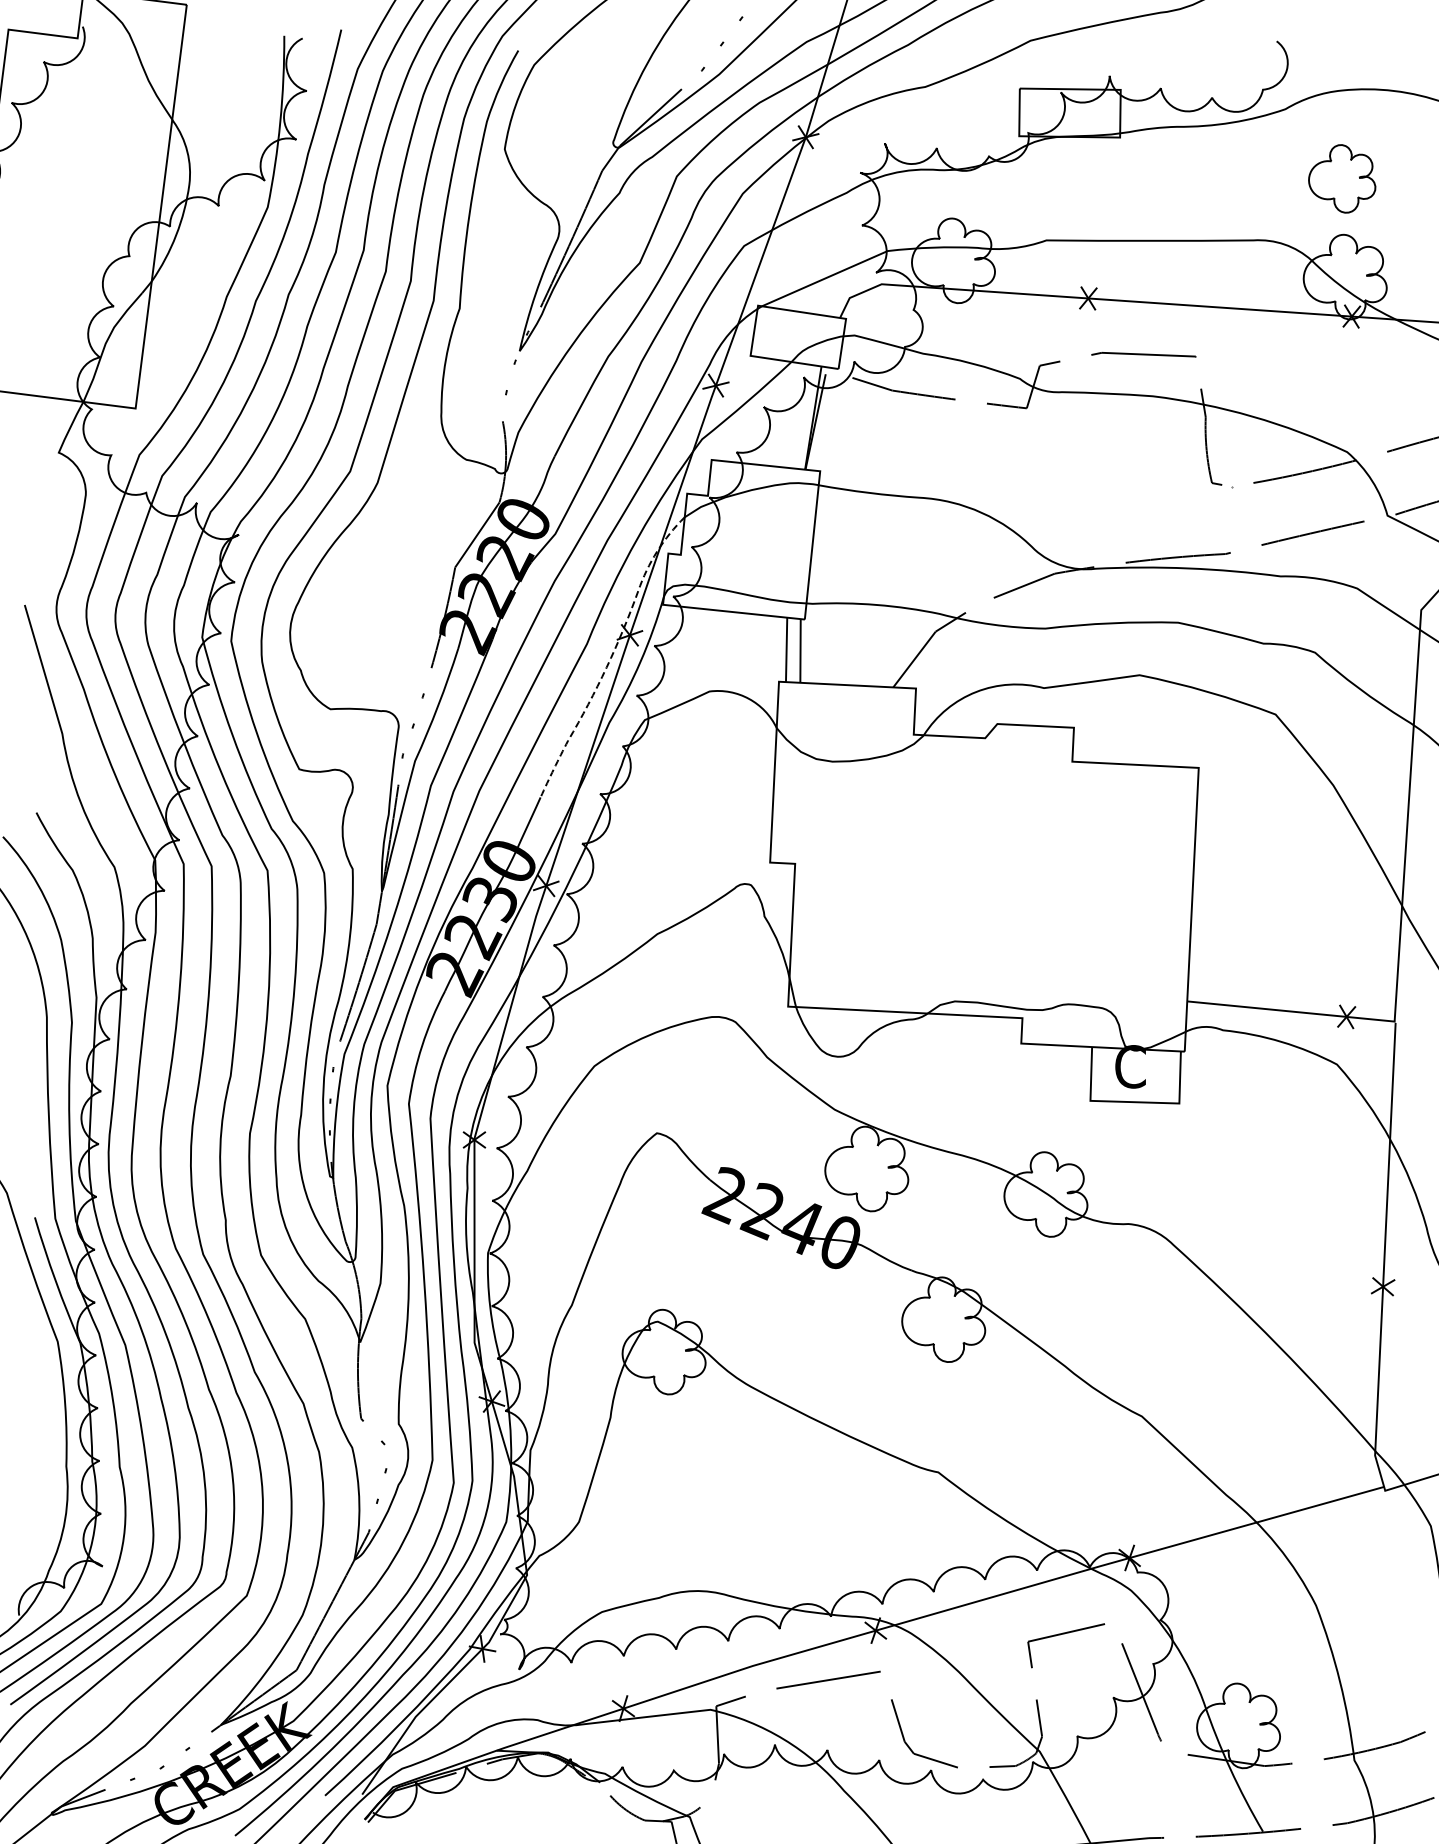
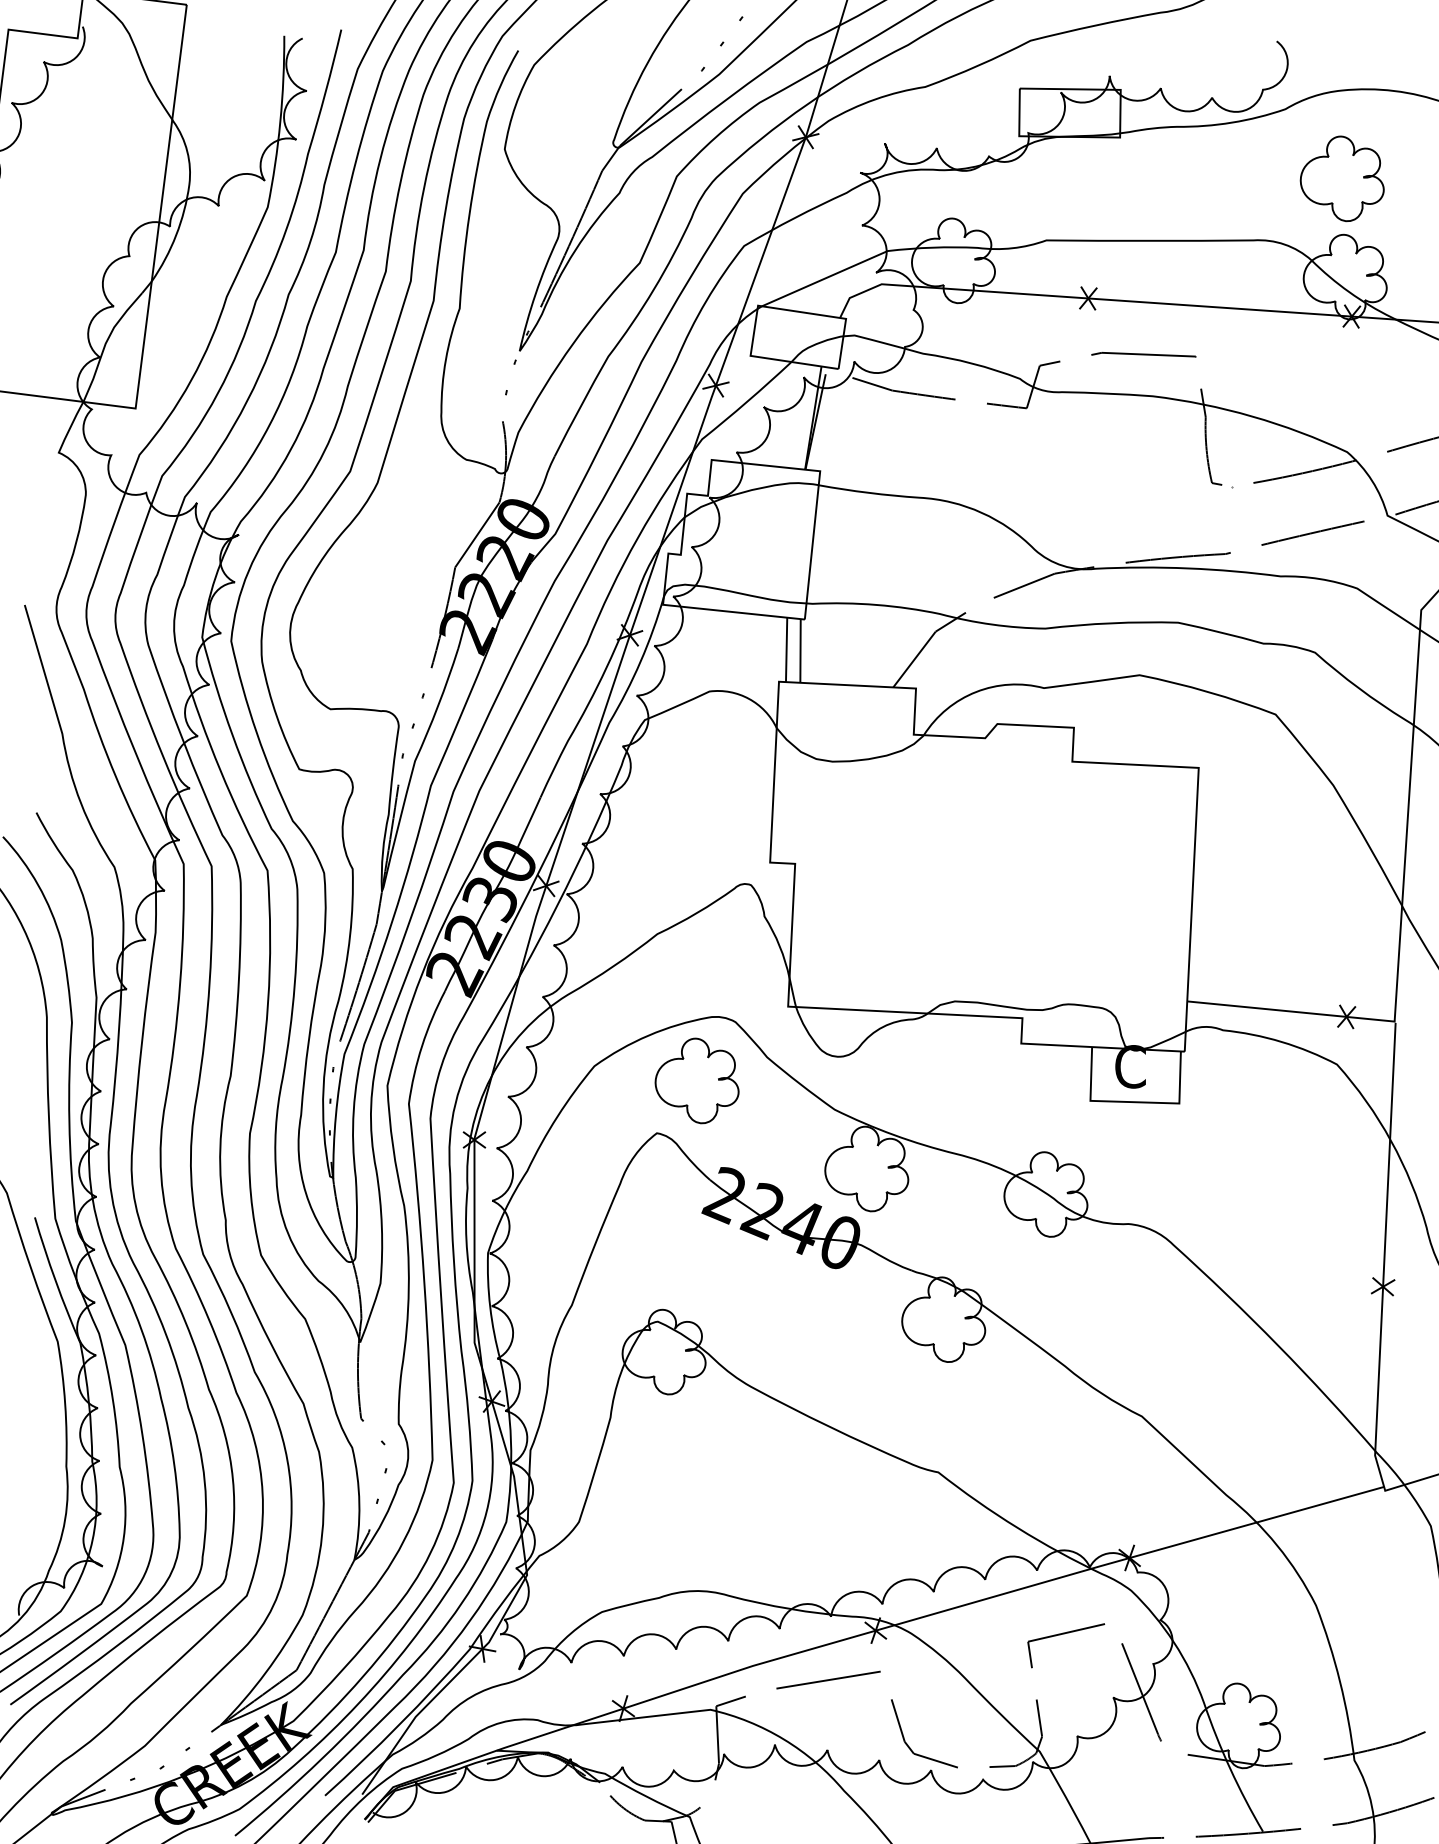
part size: 69x70 px -> 86x88 px (1341, 178)
line: dashed -> solid (612, 655)
part: none -> present (696, 1080)
